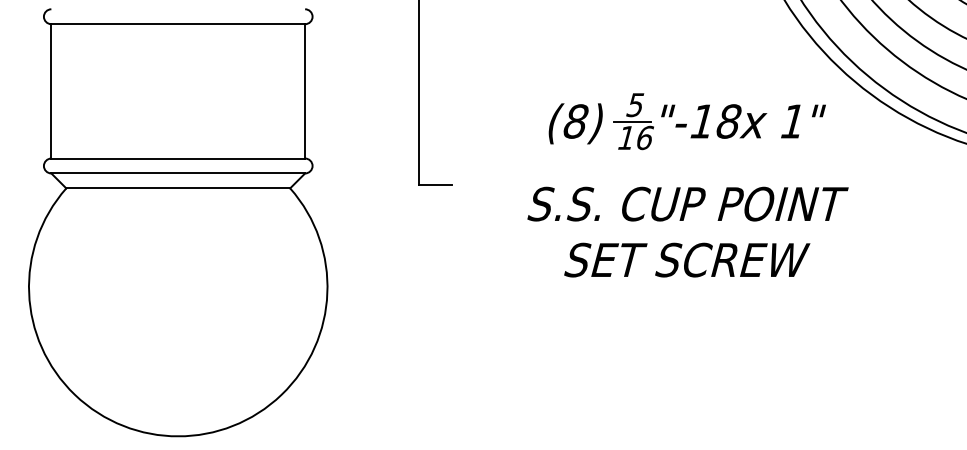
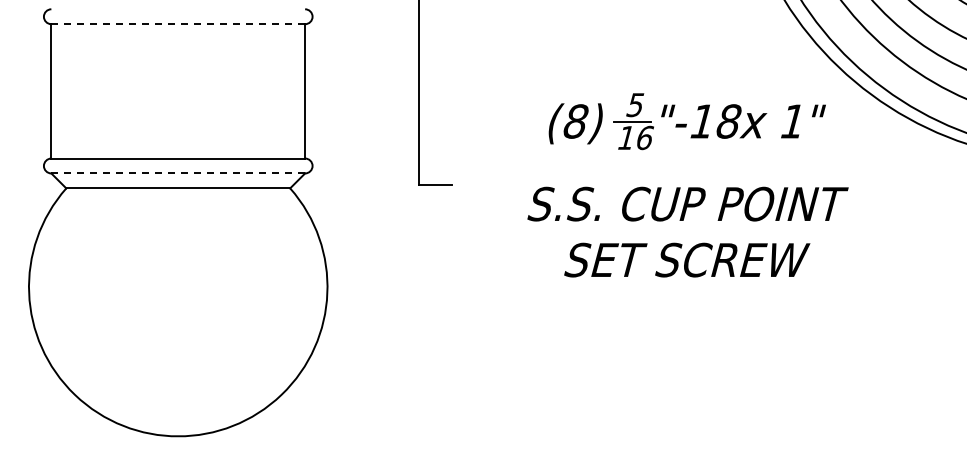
line: solid -> dashed (178, 24)
line: solid -> dashed (178, 173)
